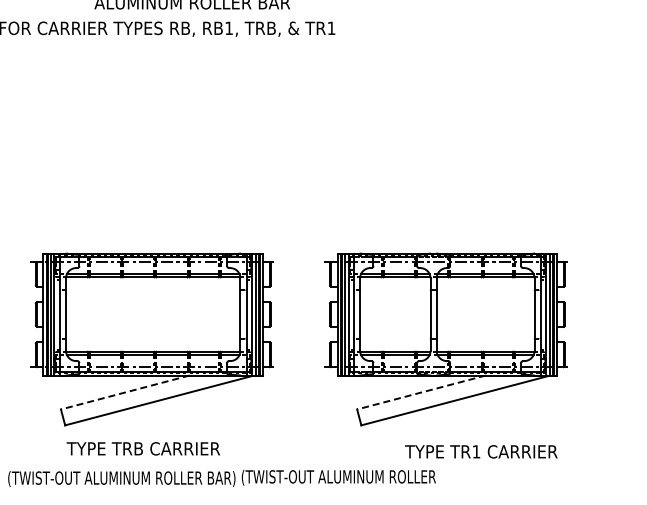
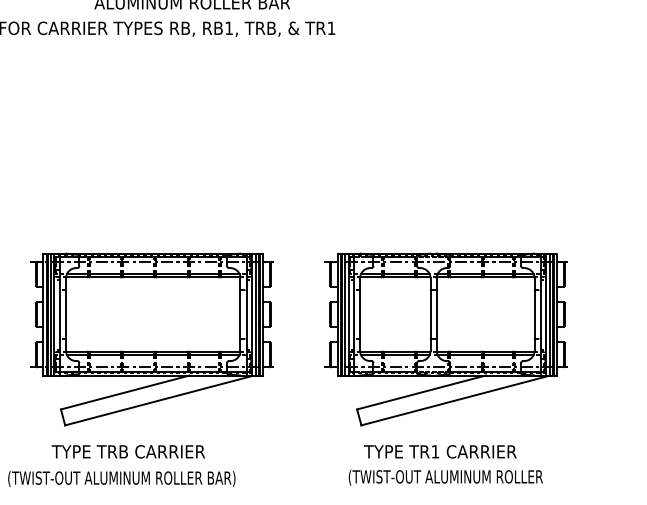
line: dashed -> solid (125, 392)
line: dashed -> solid (421, 392)
text position: (142, 448) -> (127, 451) (127, 451)
text position: (481, 451) -> (440, 451) (440, 451)
text position: (338, 477) -> (445, 477) (445, 477)
